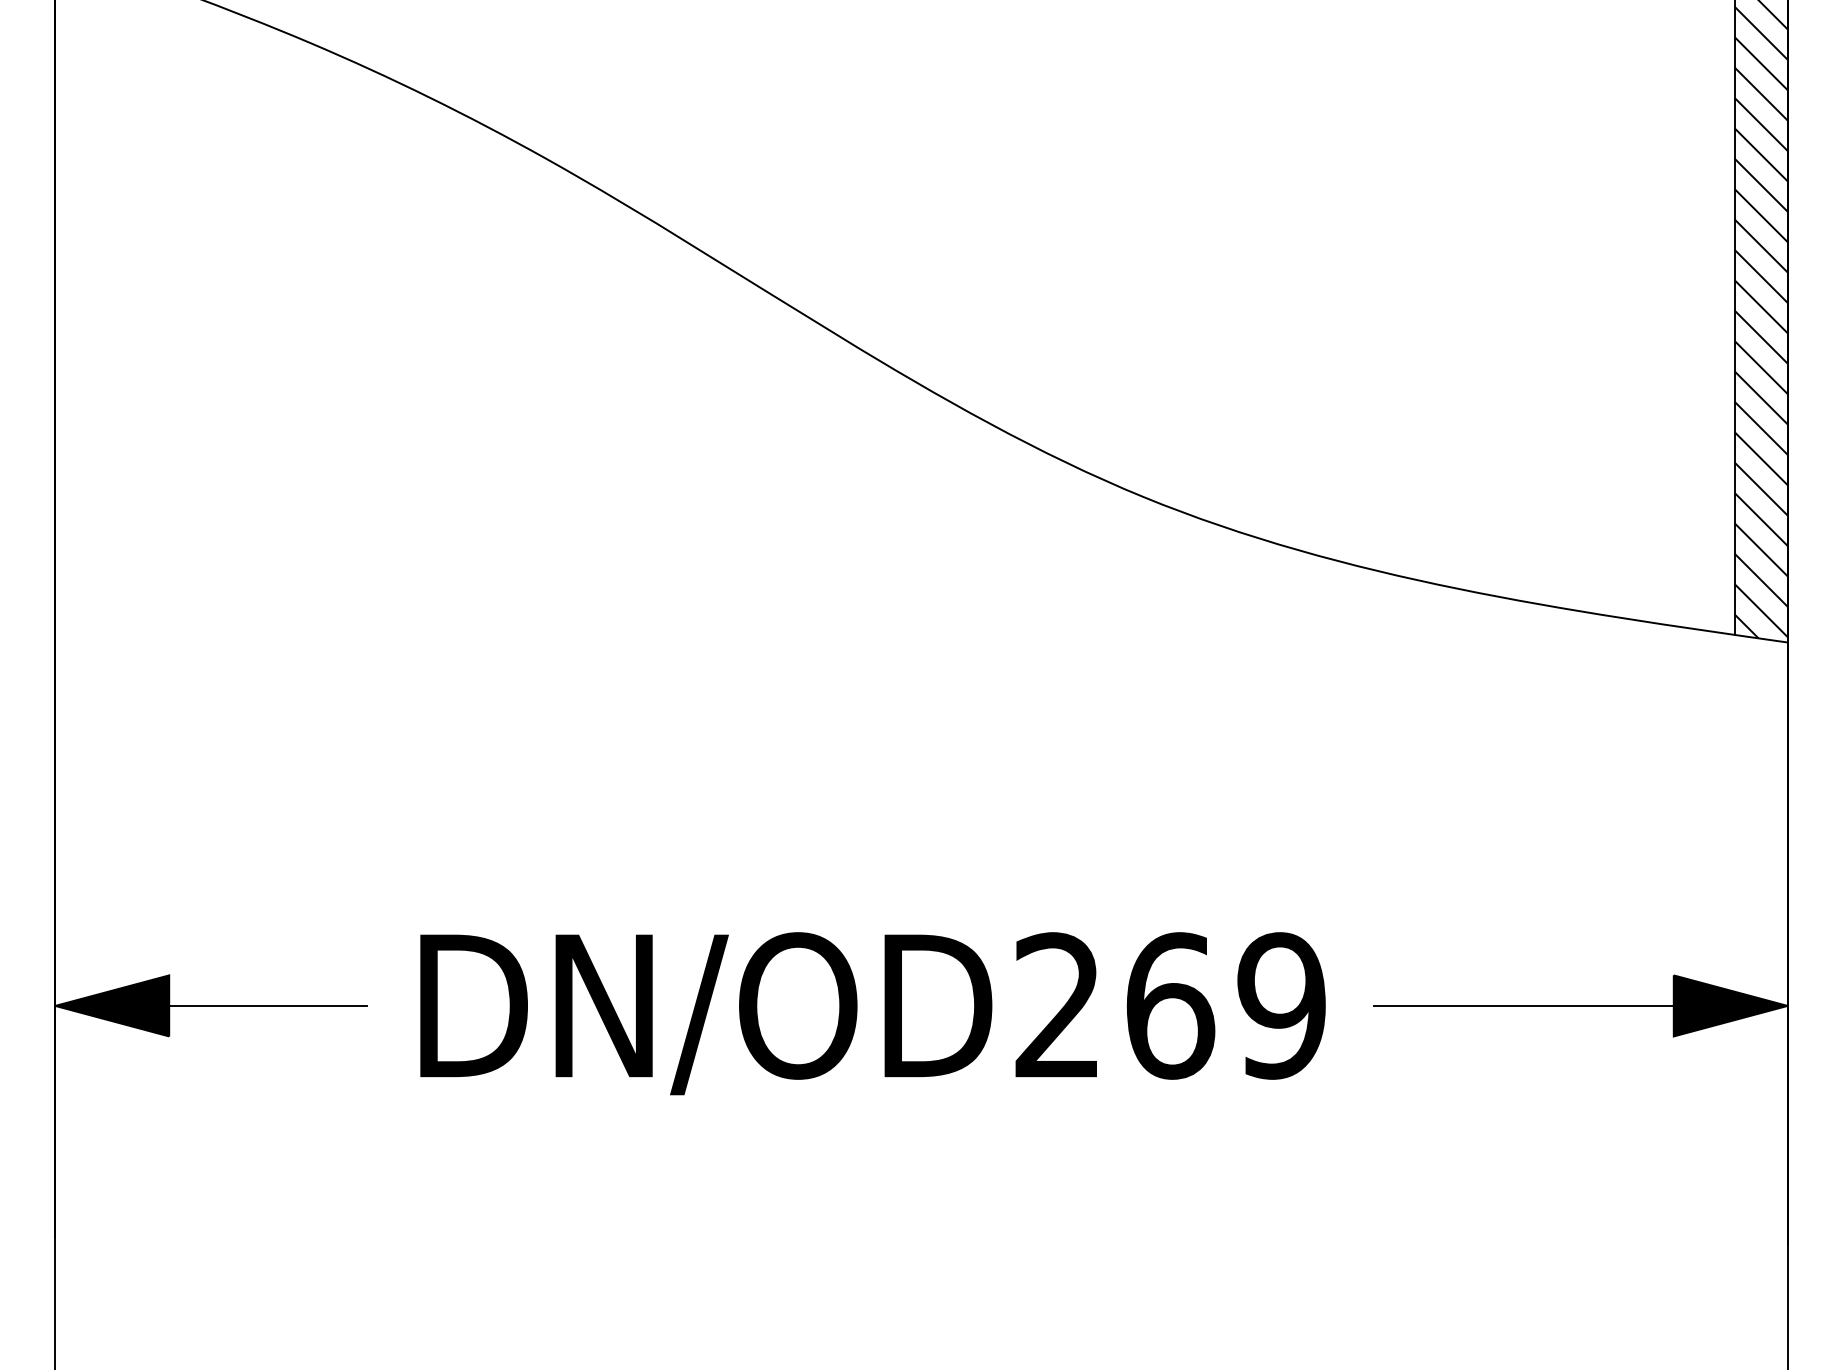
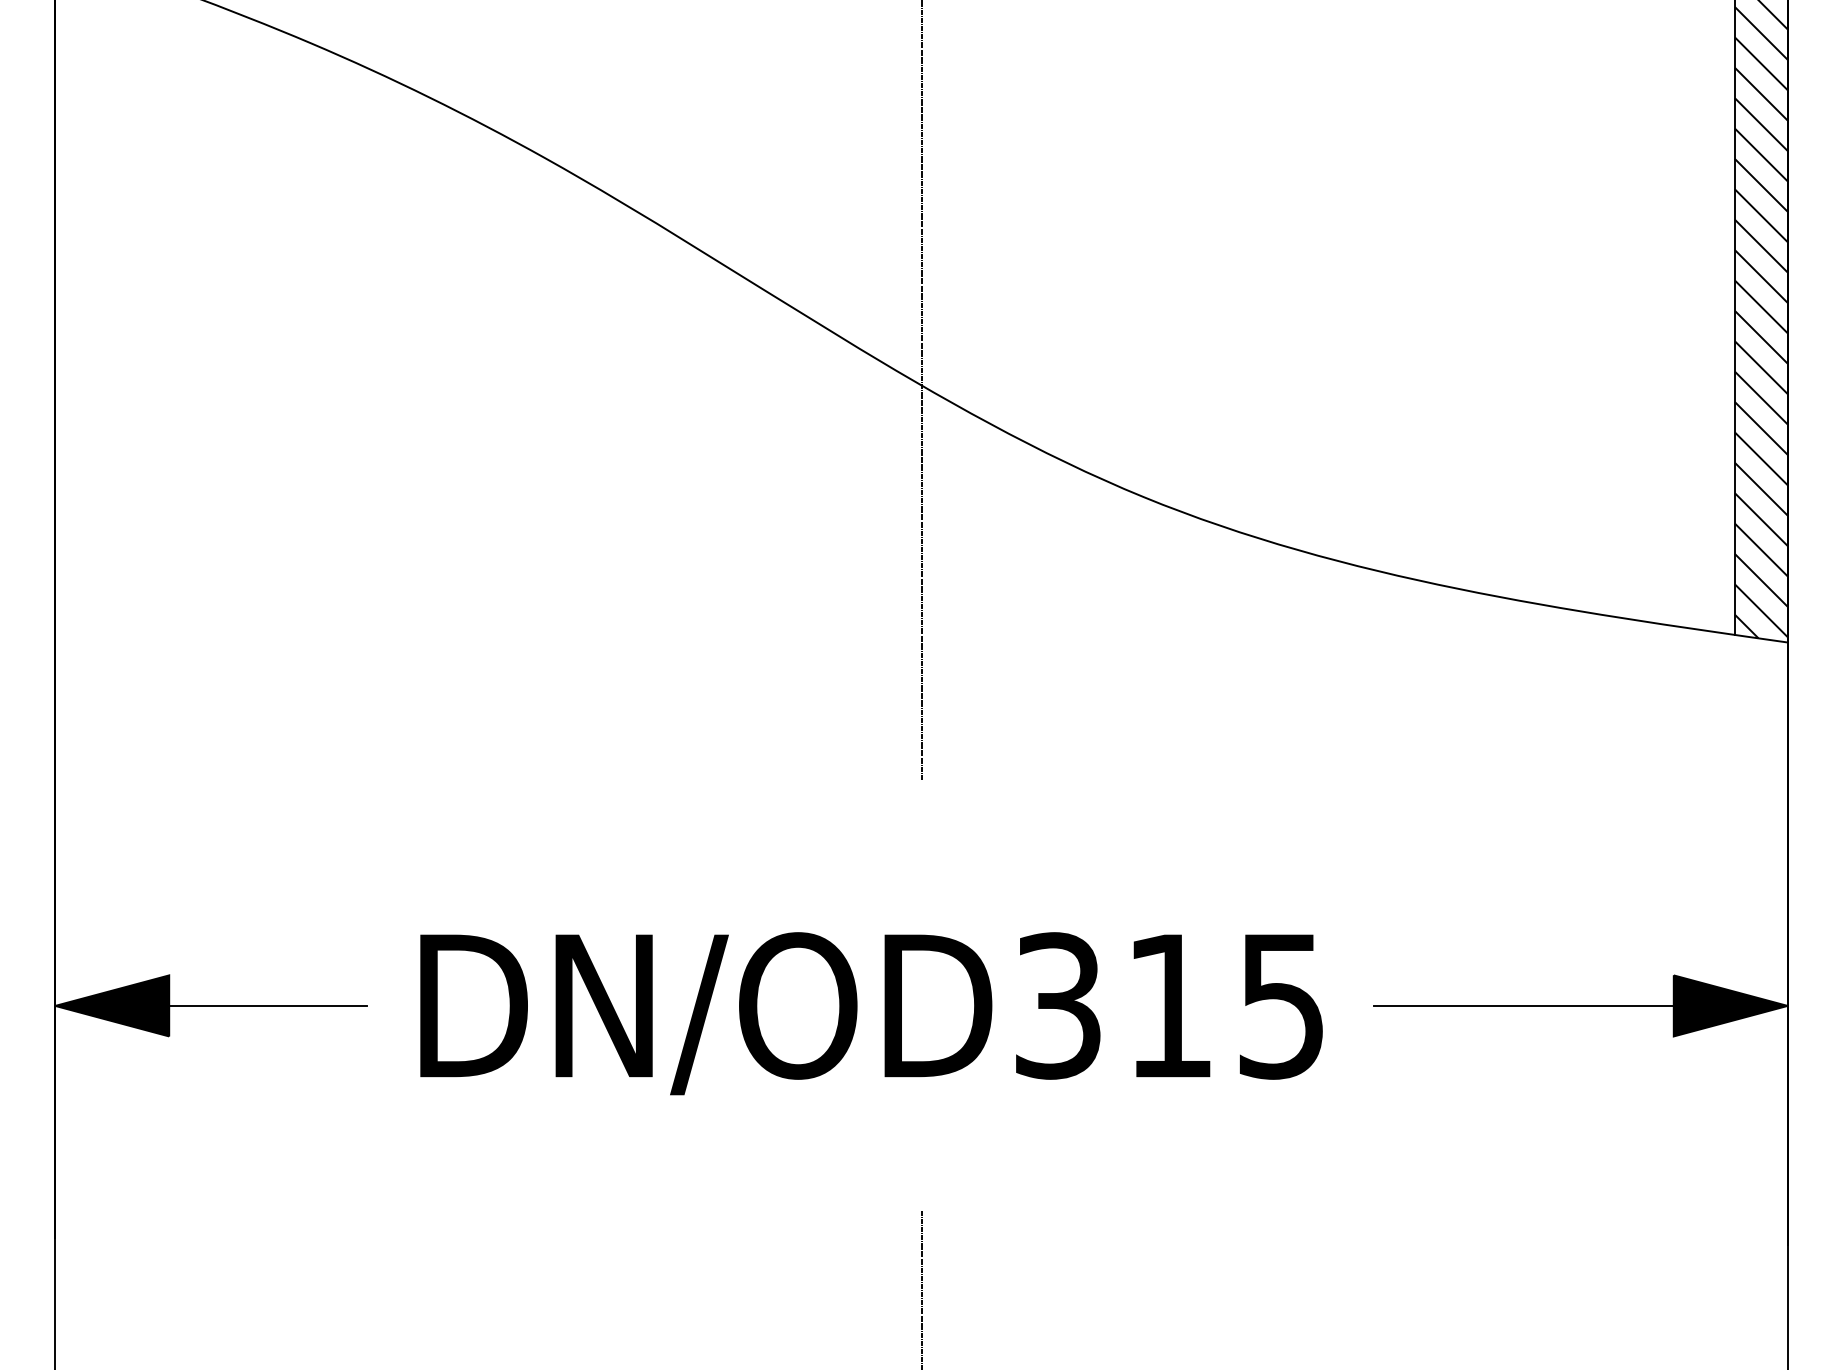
line: none -> present (921, 390)
text: DN/OD269 -> DN/OD315 (1170, 1005)
line: none -> present (921, 1288)
